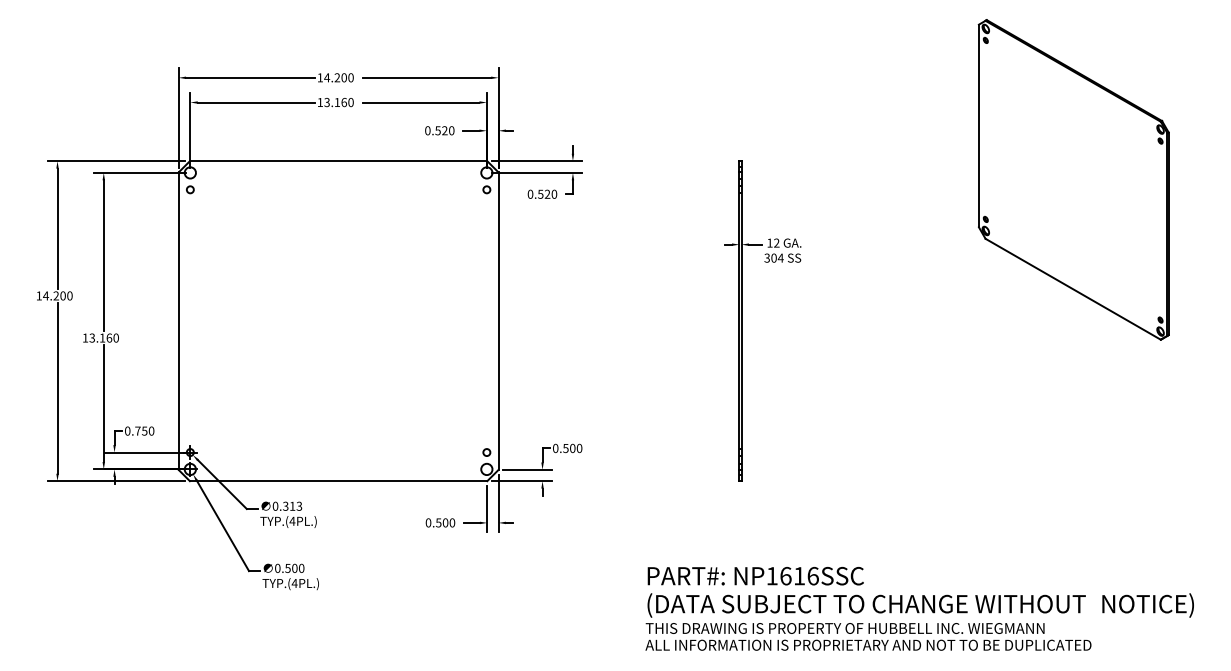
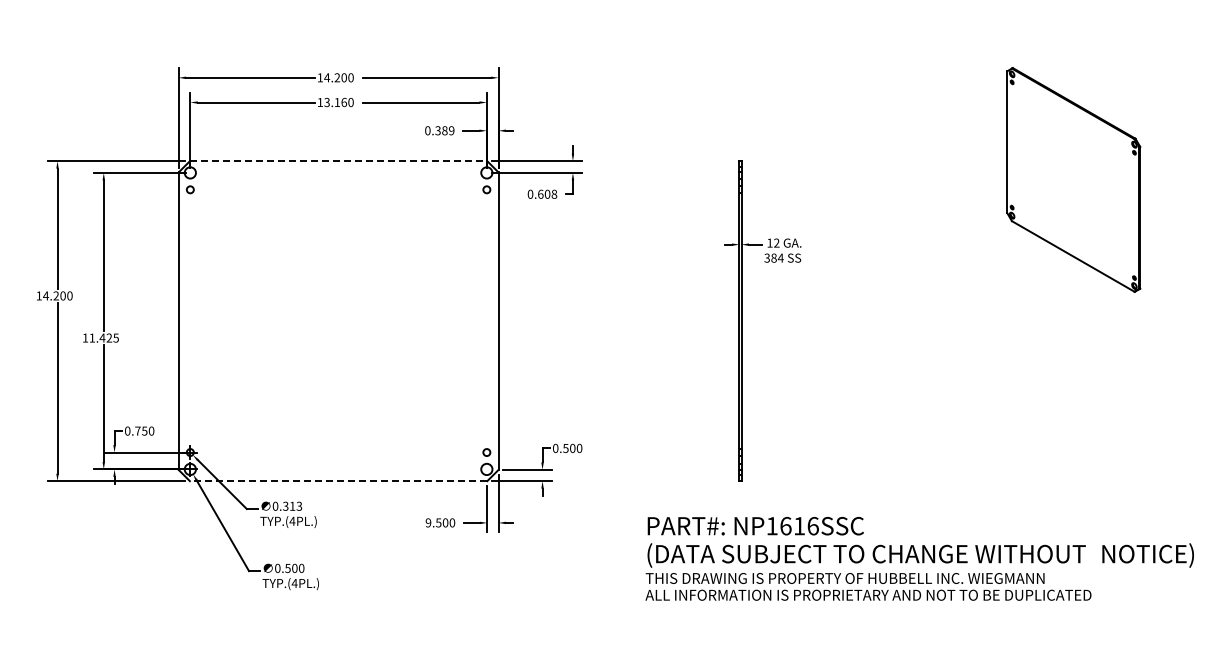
text: 0.520 -> 0.389 (444, 130)
line: solid -> dashed (338, 161)
part size: 193x322 px -> 136x226 px (1073, 179)
text: 0.520 -> 0.608 (547, 193)
text: 304 -> 384 (773, 258)
text: 13.160 -> 11.425 (103, 337)
line: solid -> dashed (338, 481)
text: 0.500 -> 9.500 (428, 522)
text position: (919, 608) -> (919, 558) (919, 558)
